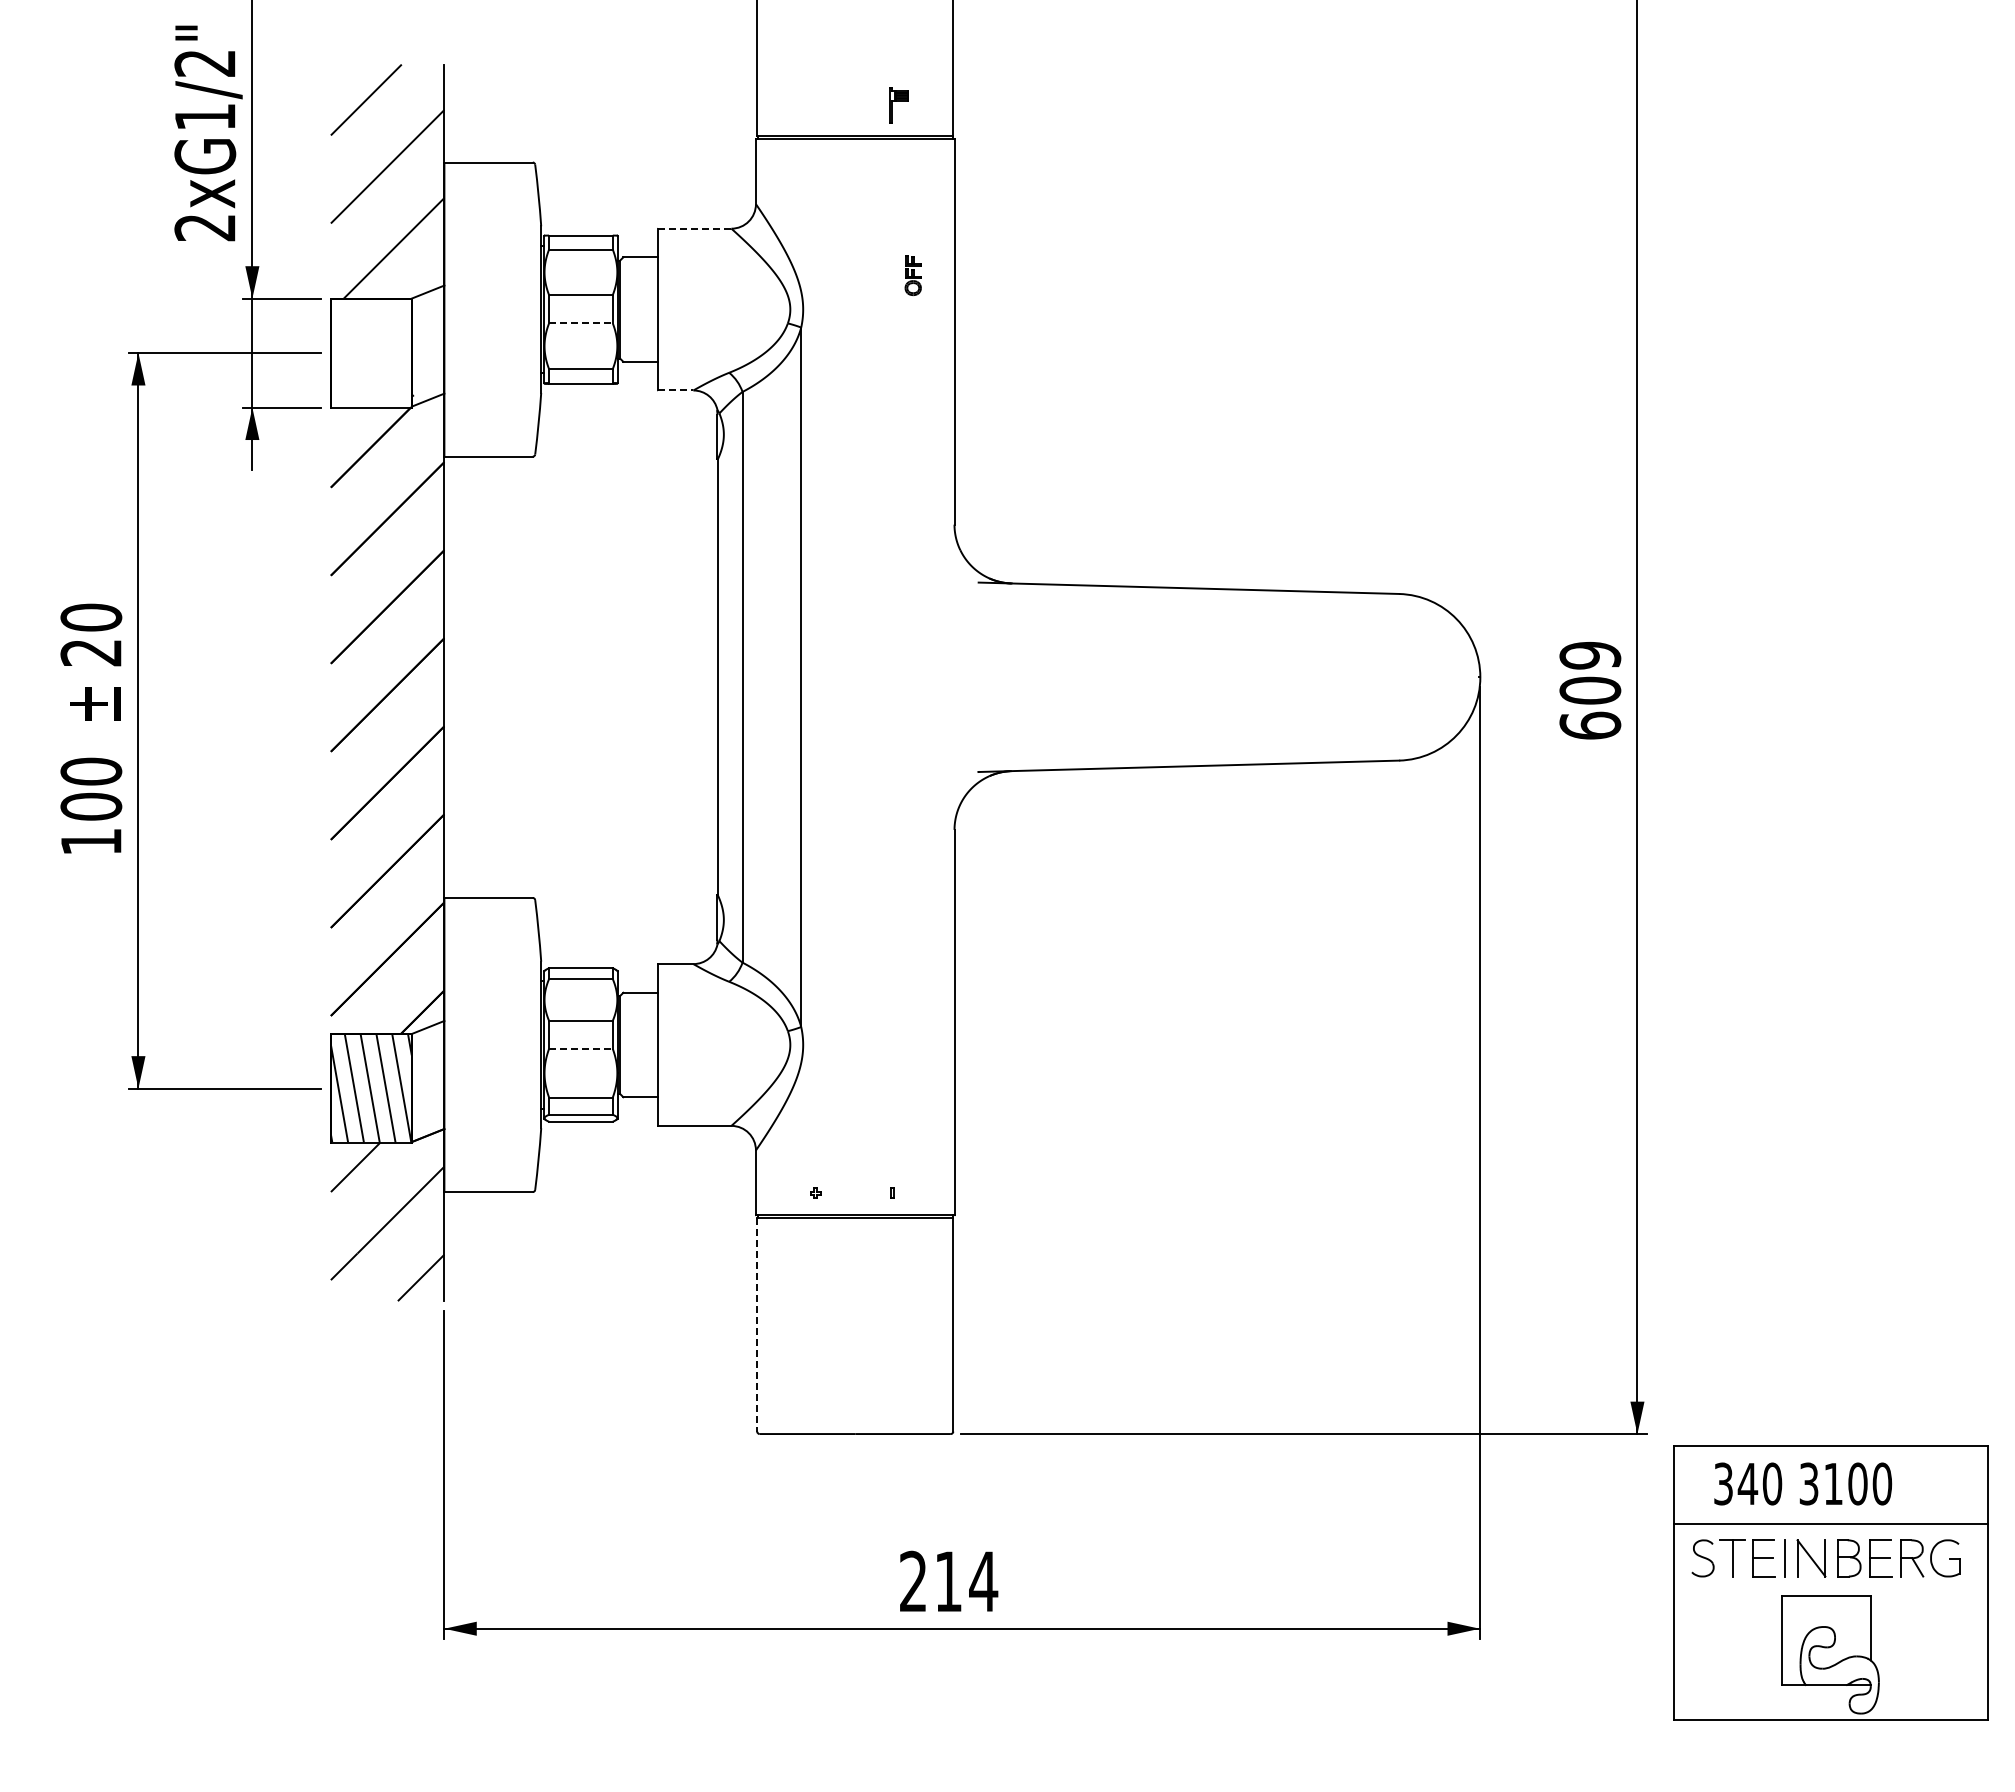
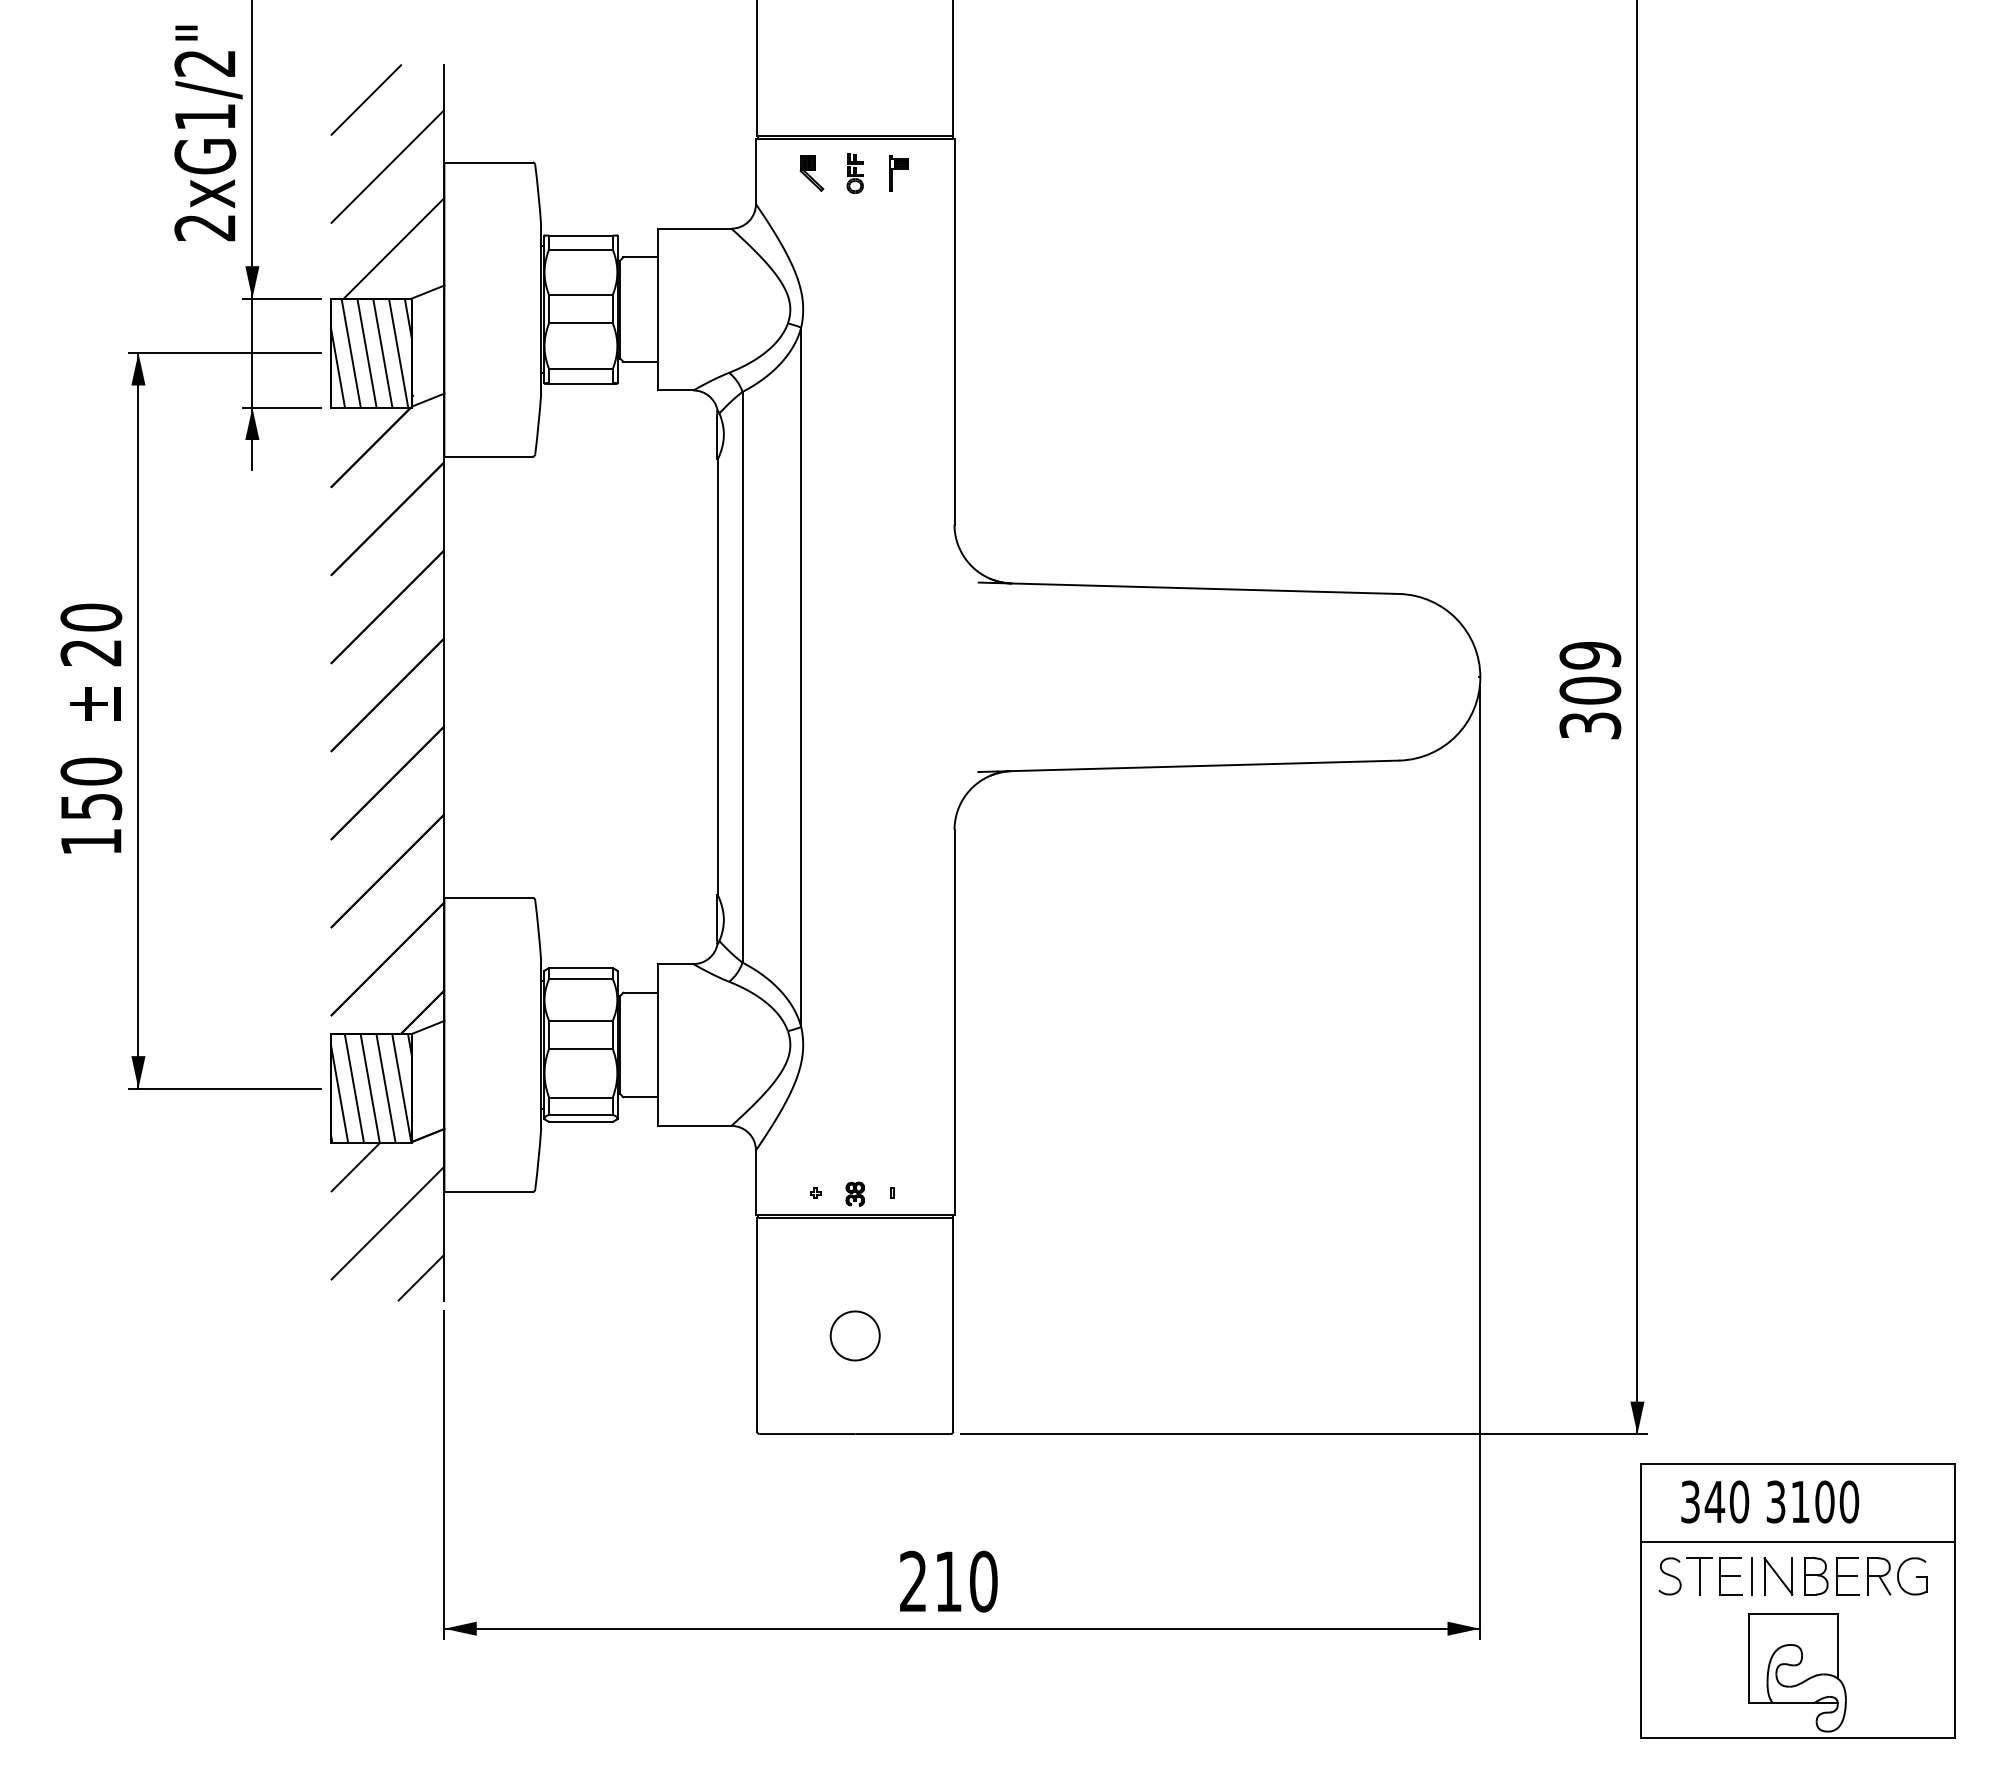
part position: (898, 105) -> (898, 173) (898, 173)
part: none -> present (811, 173)
line: dashed -> solid (694, 228)
part position: (912, 275) -> (854, 173) (854, 173)
line: dashed -> solid (580, 323)
hatch: none -> present (370, 352)
line: dashed -> solid (675, 390)
text: 609 -> 309 (1590, 725)
text: 100 -> 150 (91, 806)
line: dashed -> solid (580, 1048)
part: none -> present (854, 1193)
line: dashed -> solid (757, 1324)
part: none -> present (854, 1335)
text: 214 -> 210 (983, 1581)
part position: (1830, 1582) -> (1797, 1600) (1797, 1600)
